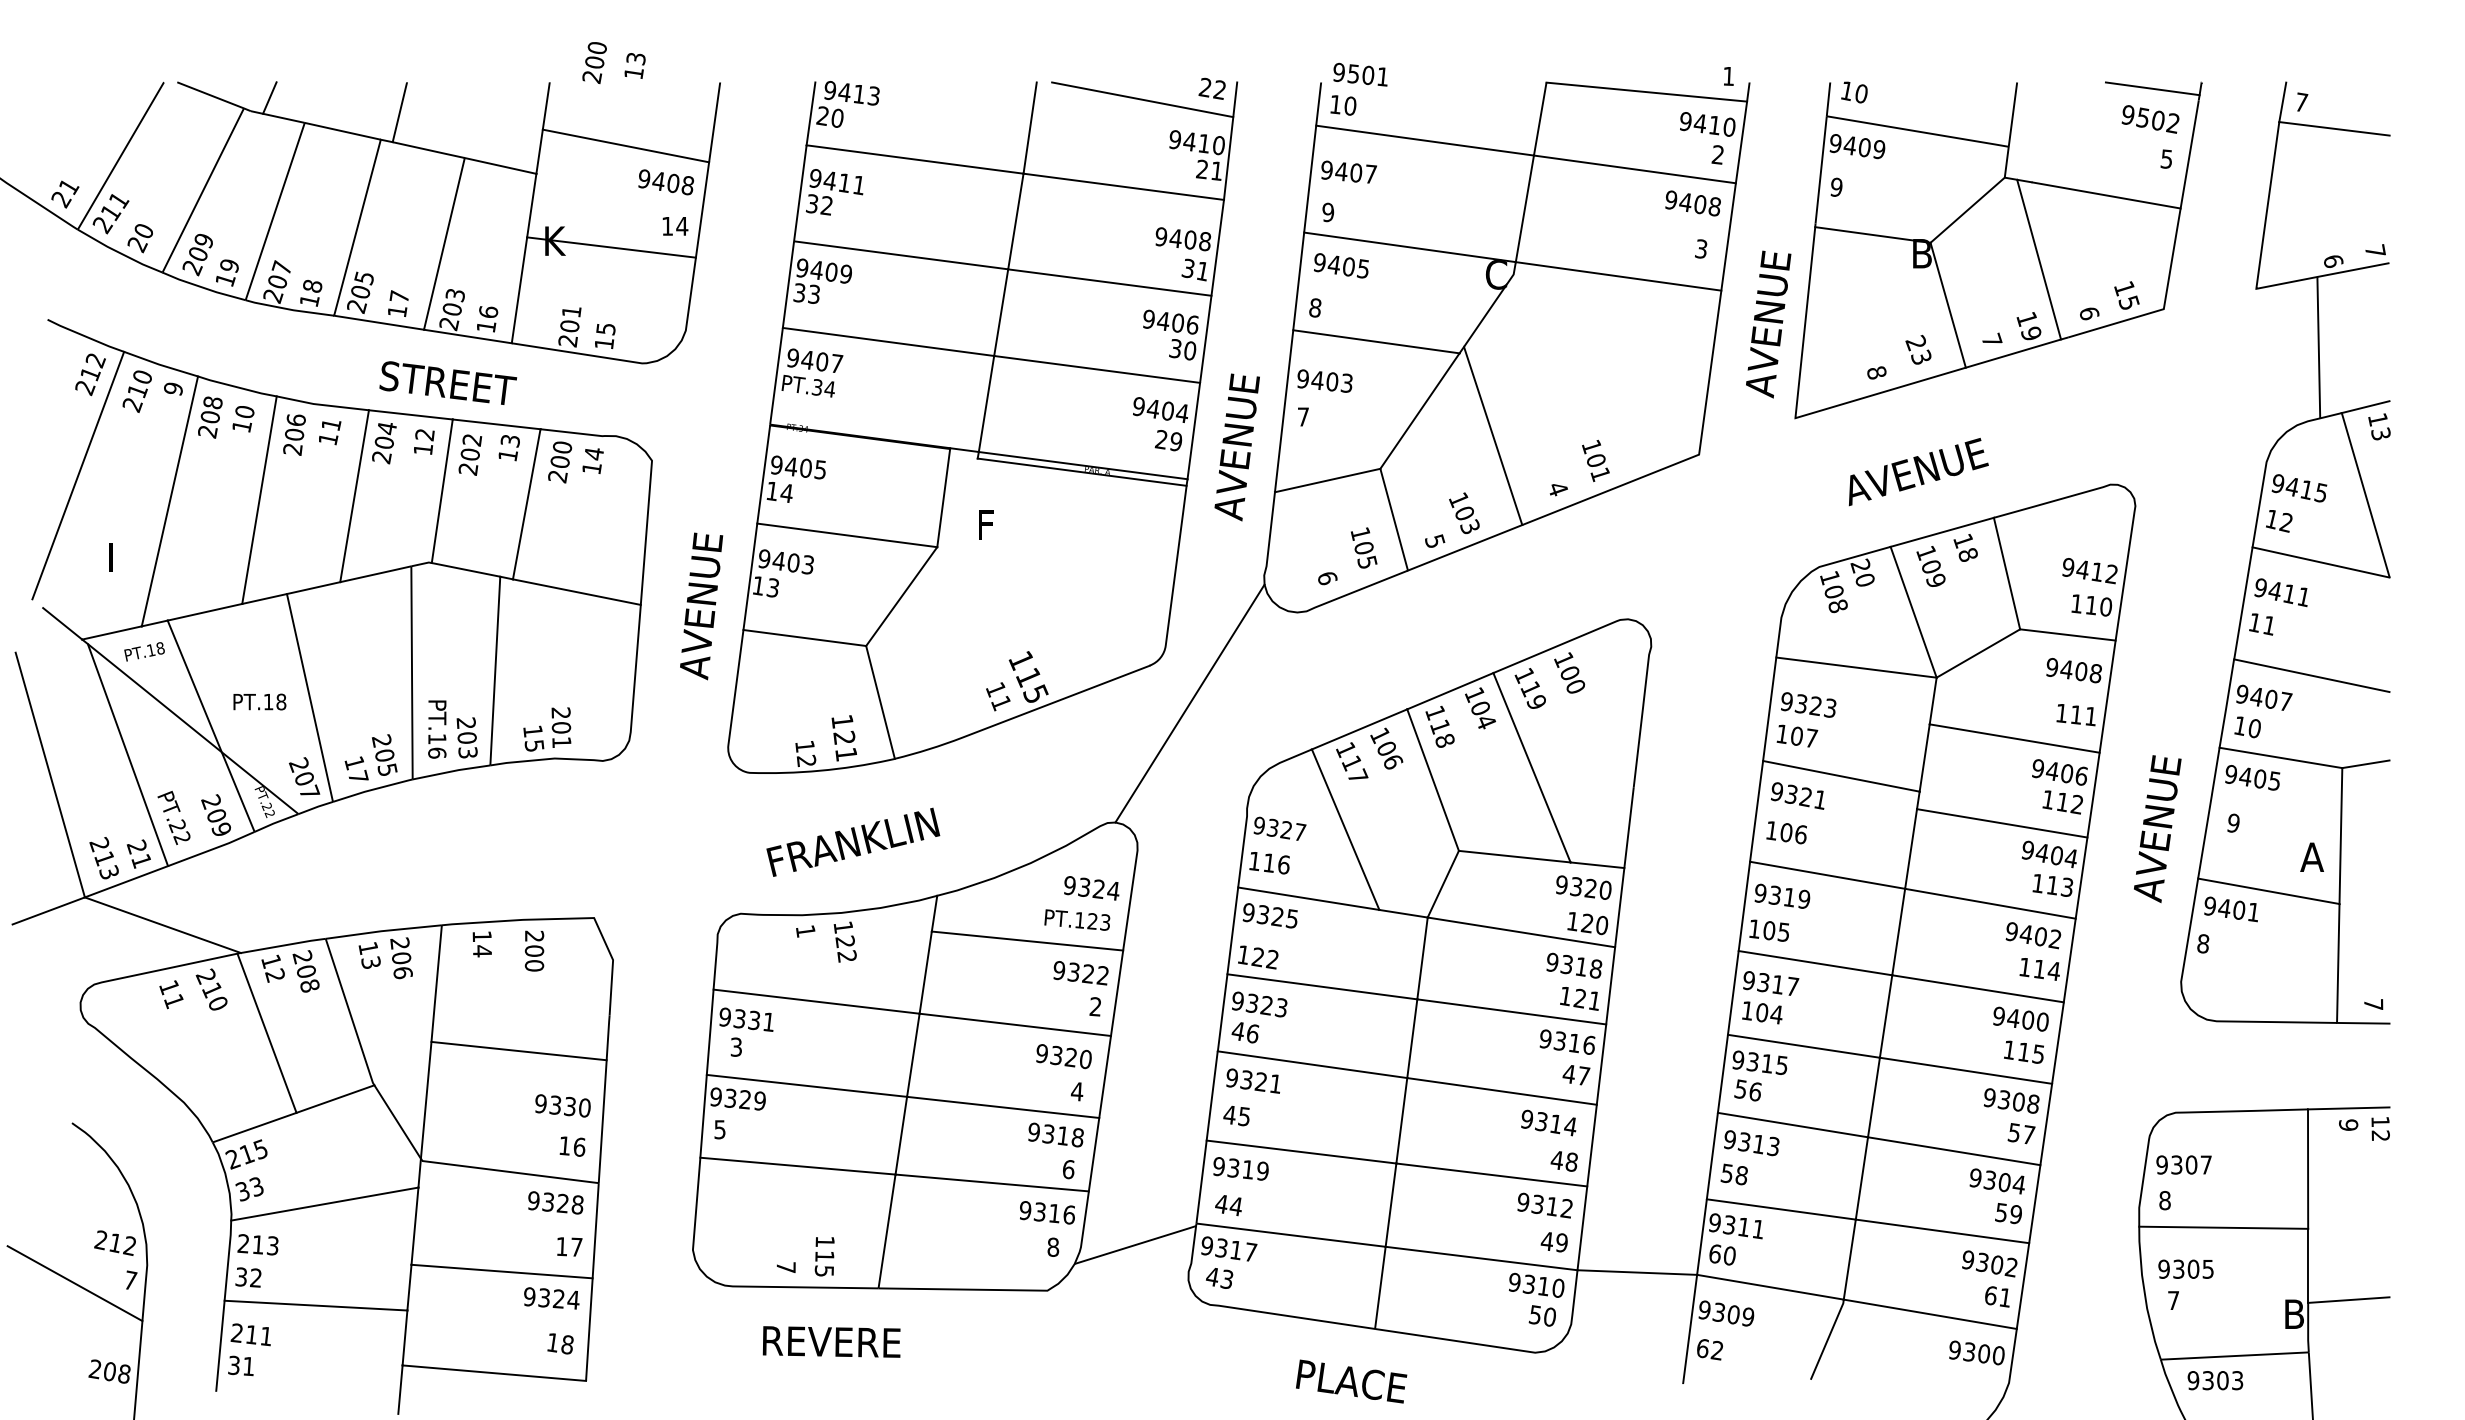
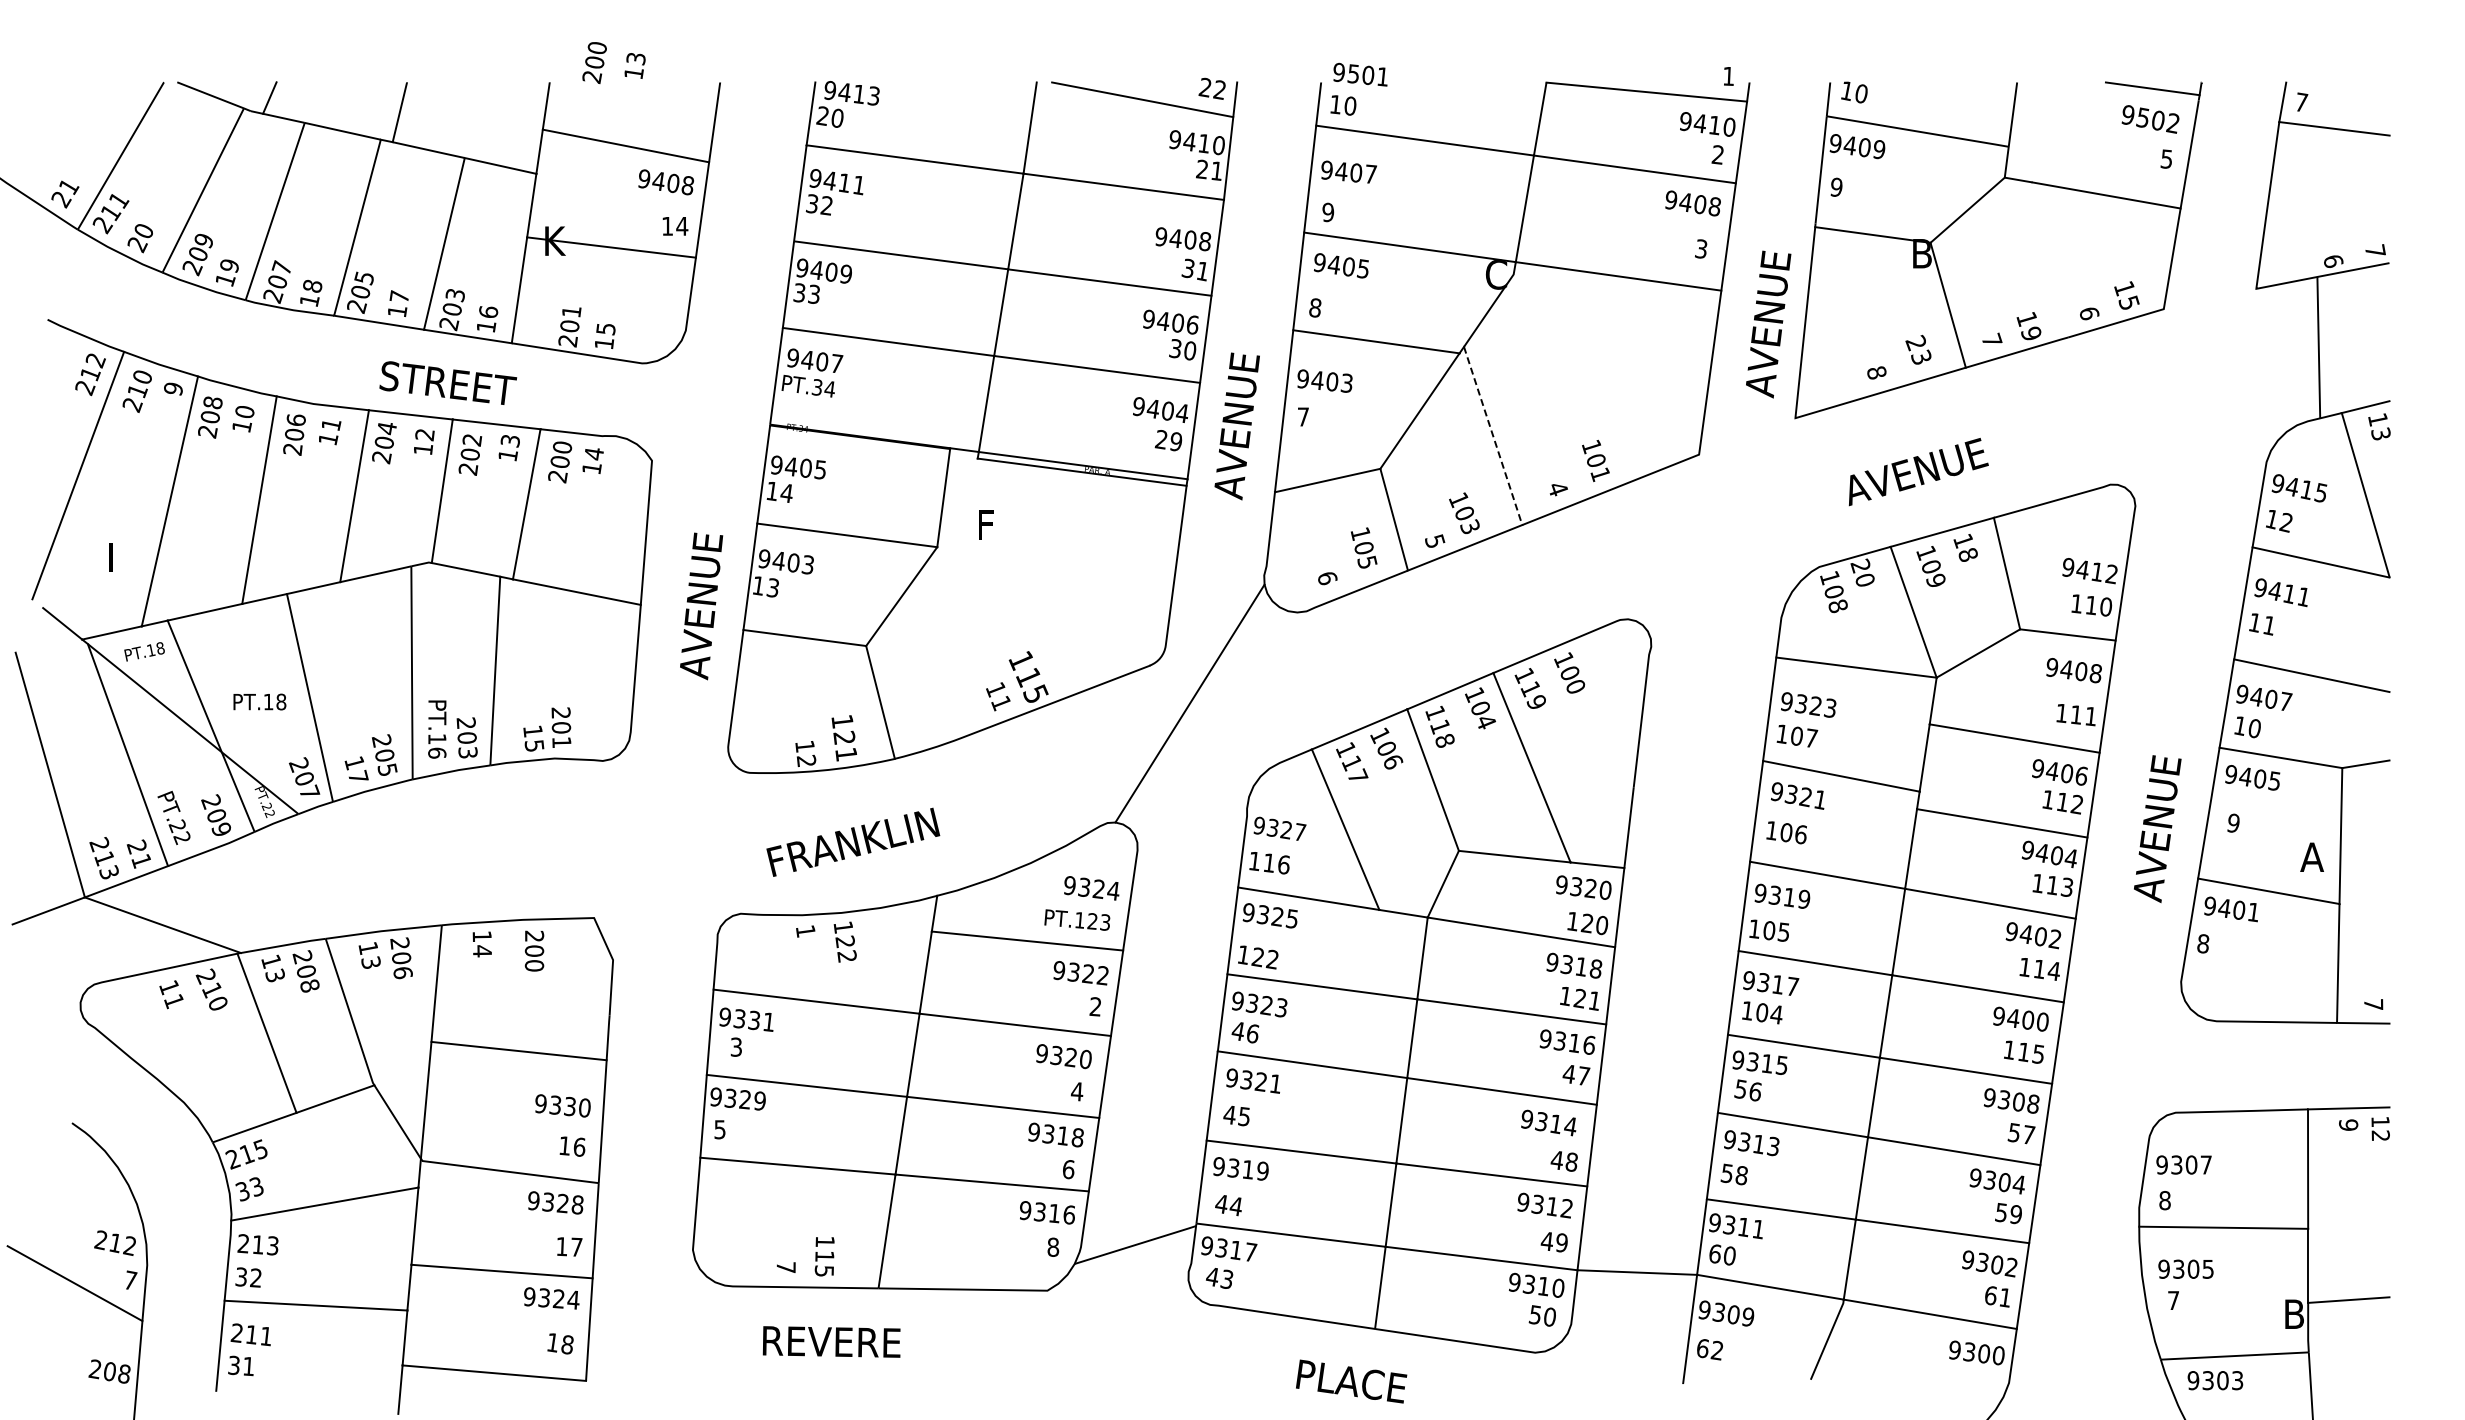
line: present -> none (2039, 259)
line: solid -> dashed (1493, 436)
text position: (1236, 447) -> (1236, 426) (1236, 426)
text: 12 -> 13 (274, 975)
